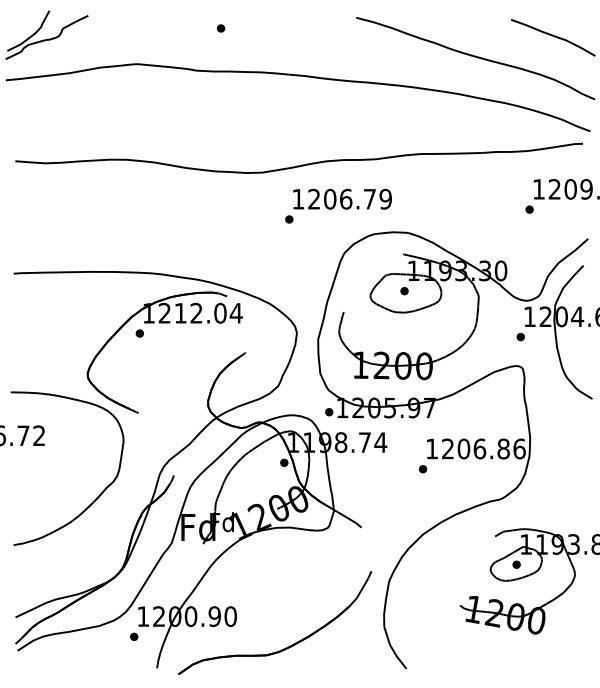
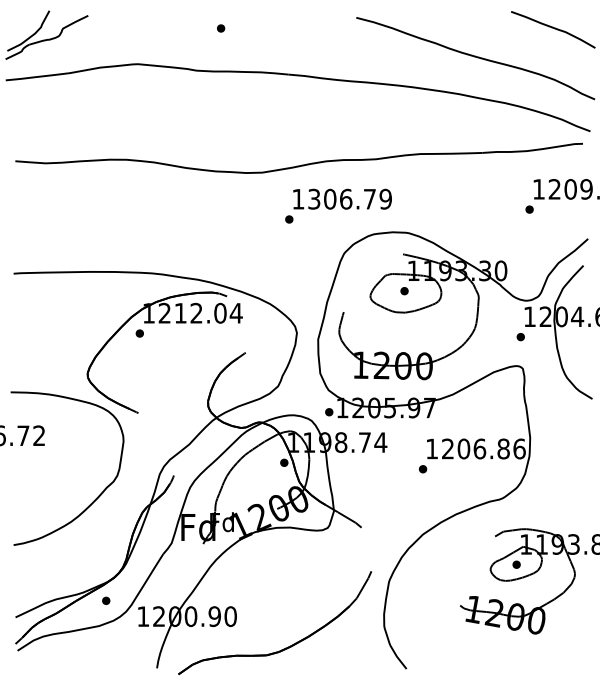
curve position: (553, 36) -> (553, 28) (553, 28)
text: 1206.79 -> 1306.79 (314, 199)
part position: (134, 636) -> (106, 600) (106, 600)
